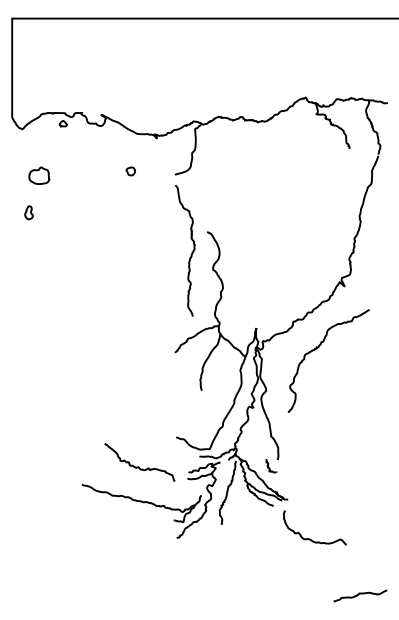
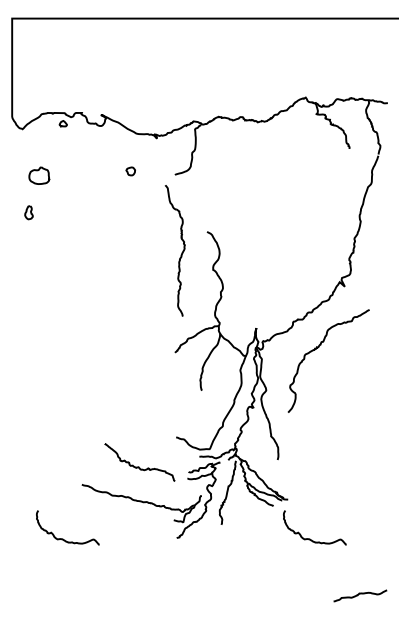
part position: (191, 252) -> (181, 252) (181, 252)
curve: present -> none (269, 466)
curve: none -> present (63, 538)
